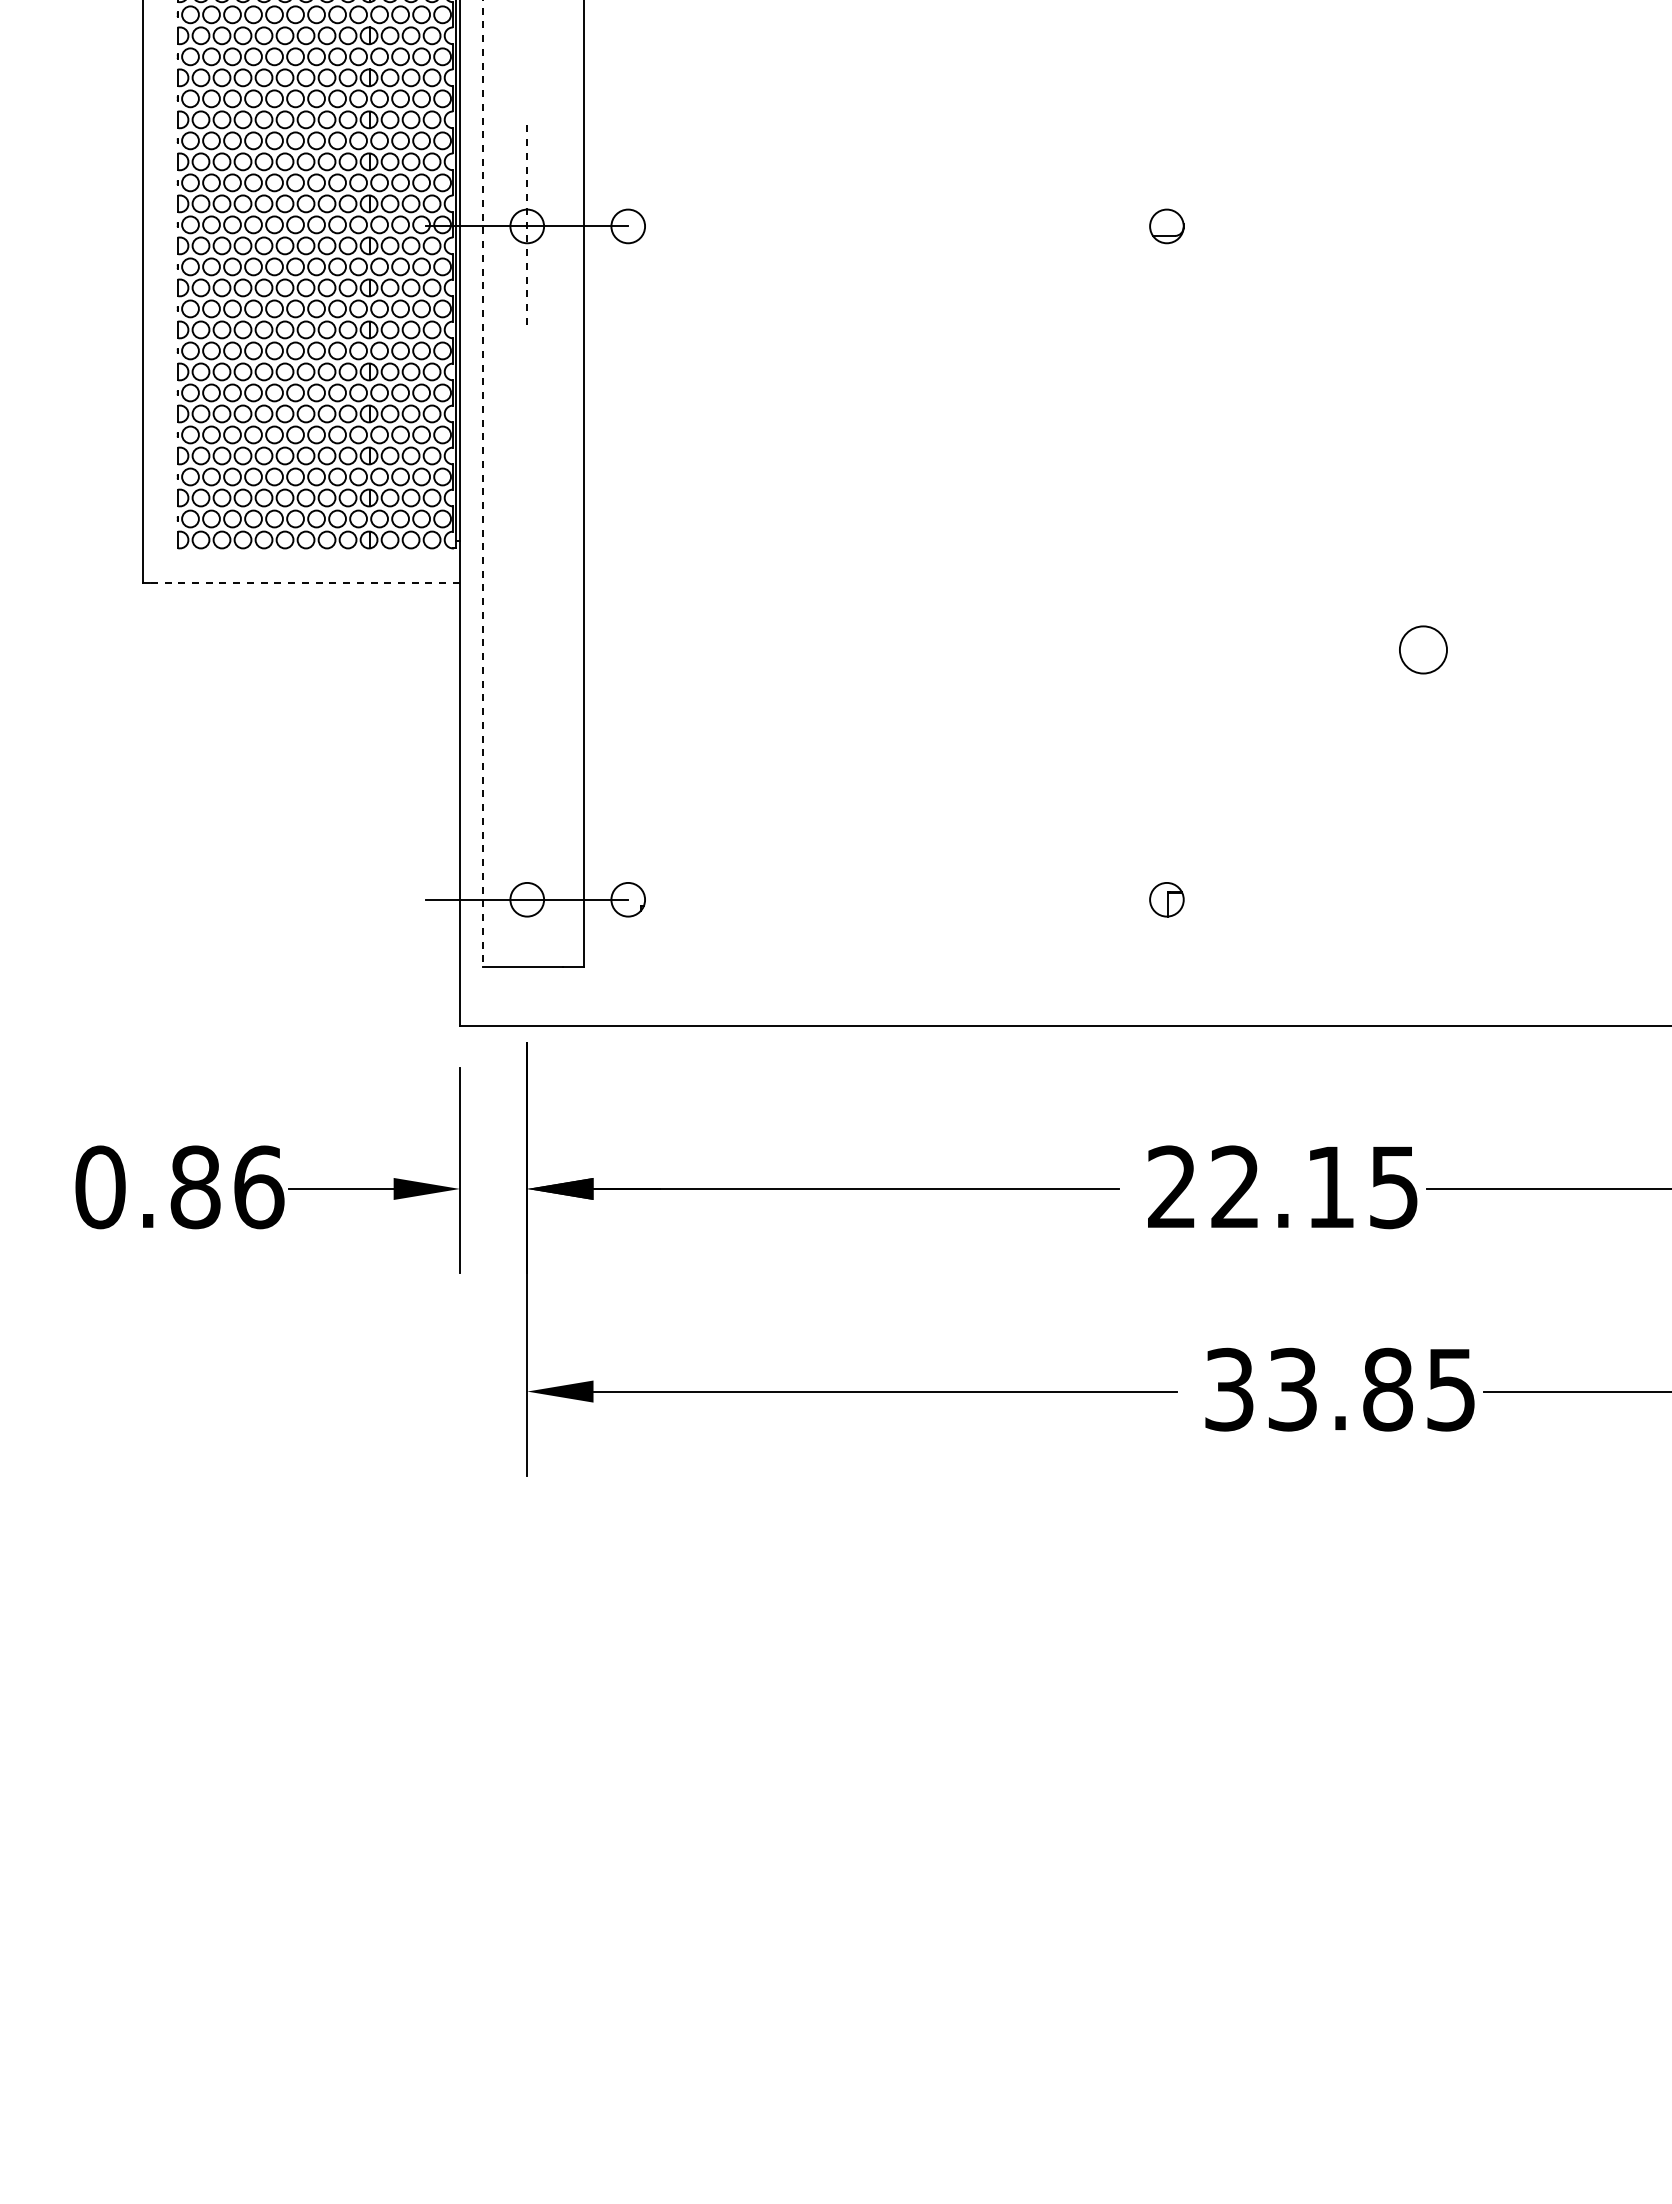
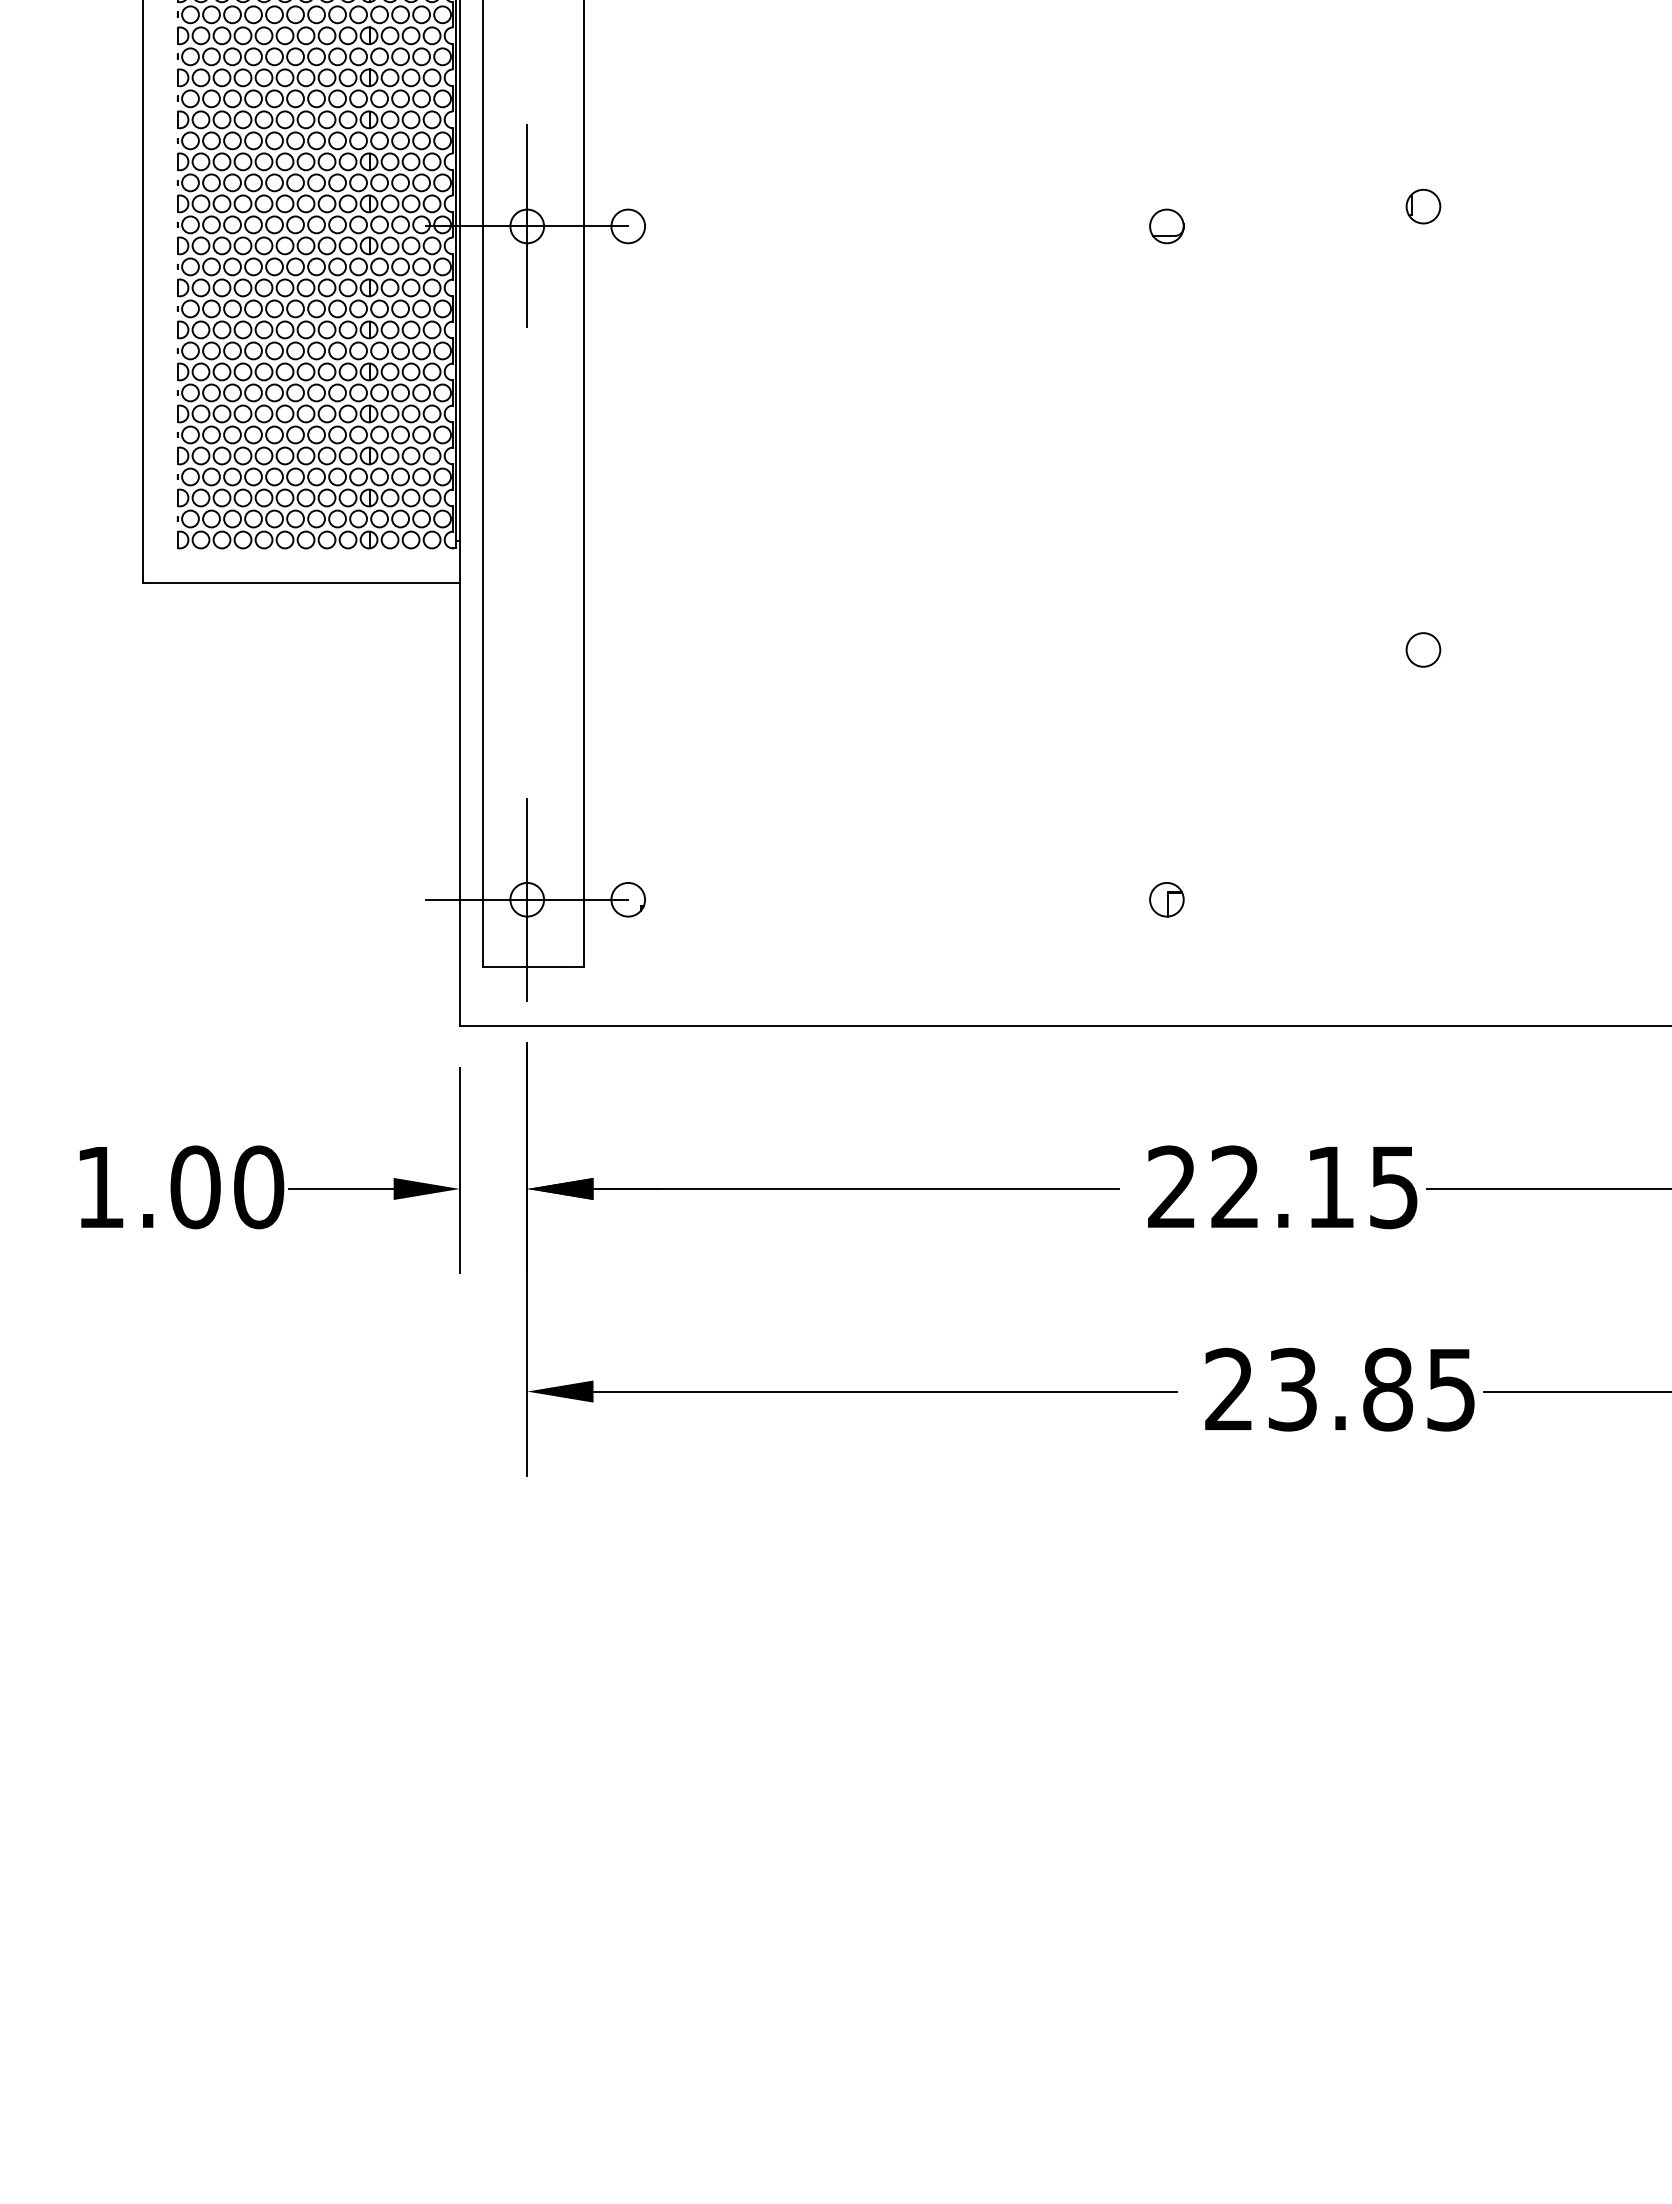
part: none -> present (1423, 206)
line: dashed -> solid (527, 226)
line: dashed -> solid (483, 484)
line: dashed -> solid (305, 582)
circle size: 49x50 px -> 37x36 px (1423, 649)
line: none -> present (527, 899)
text: 0.86 -> 1.00 (179, 1187)
text: 33.85 -> 23.85 (1229, 1389)
